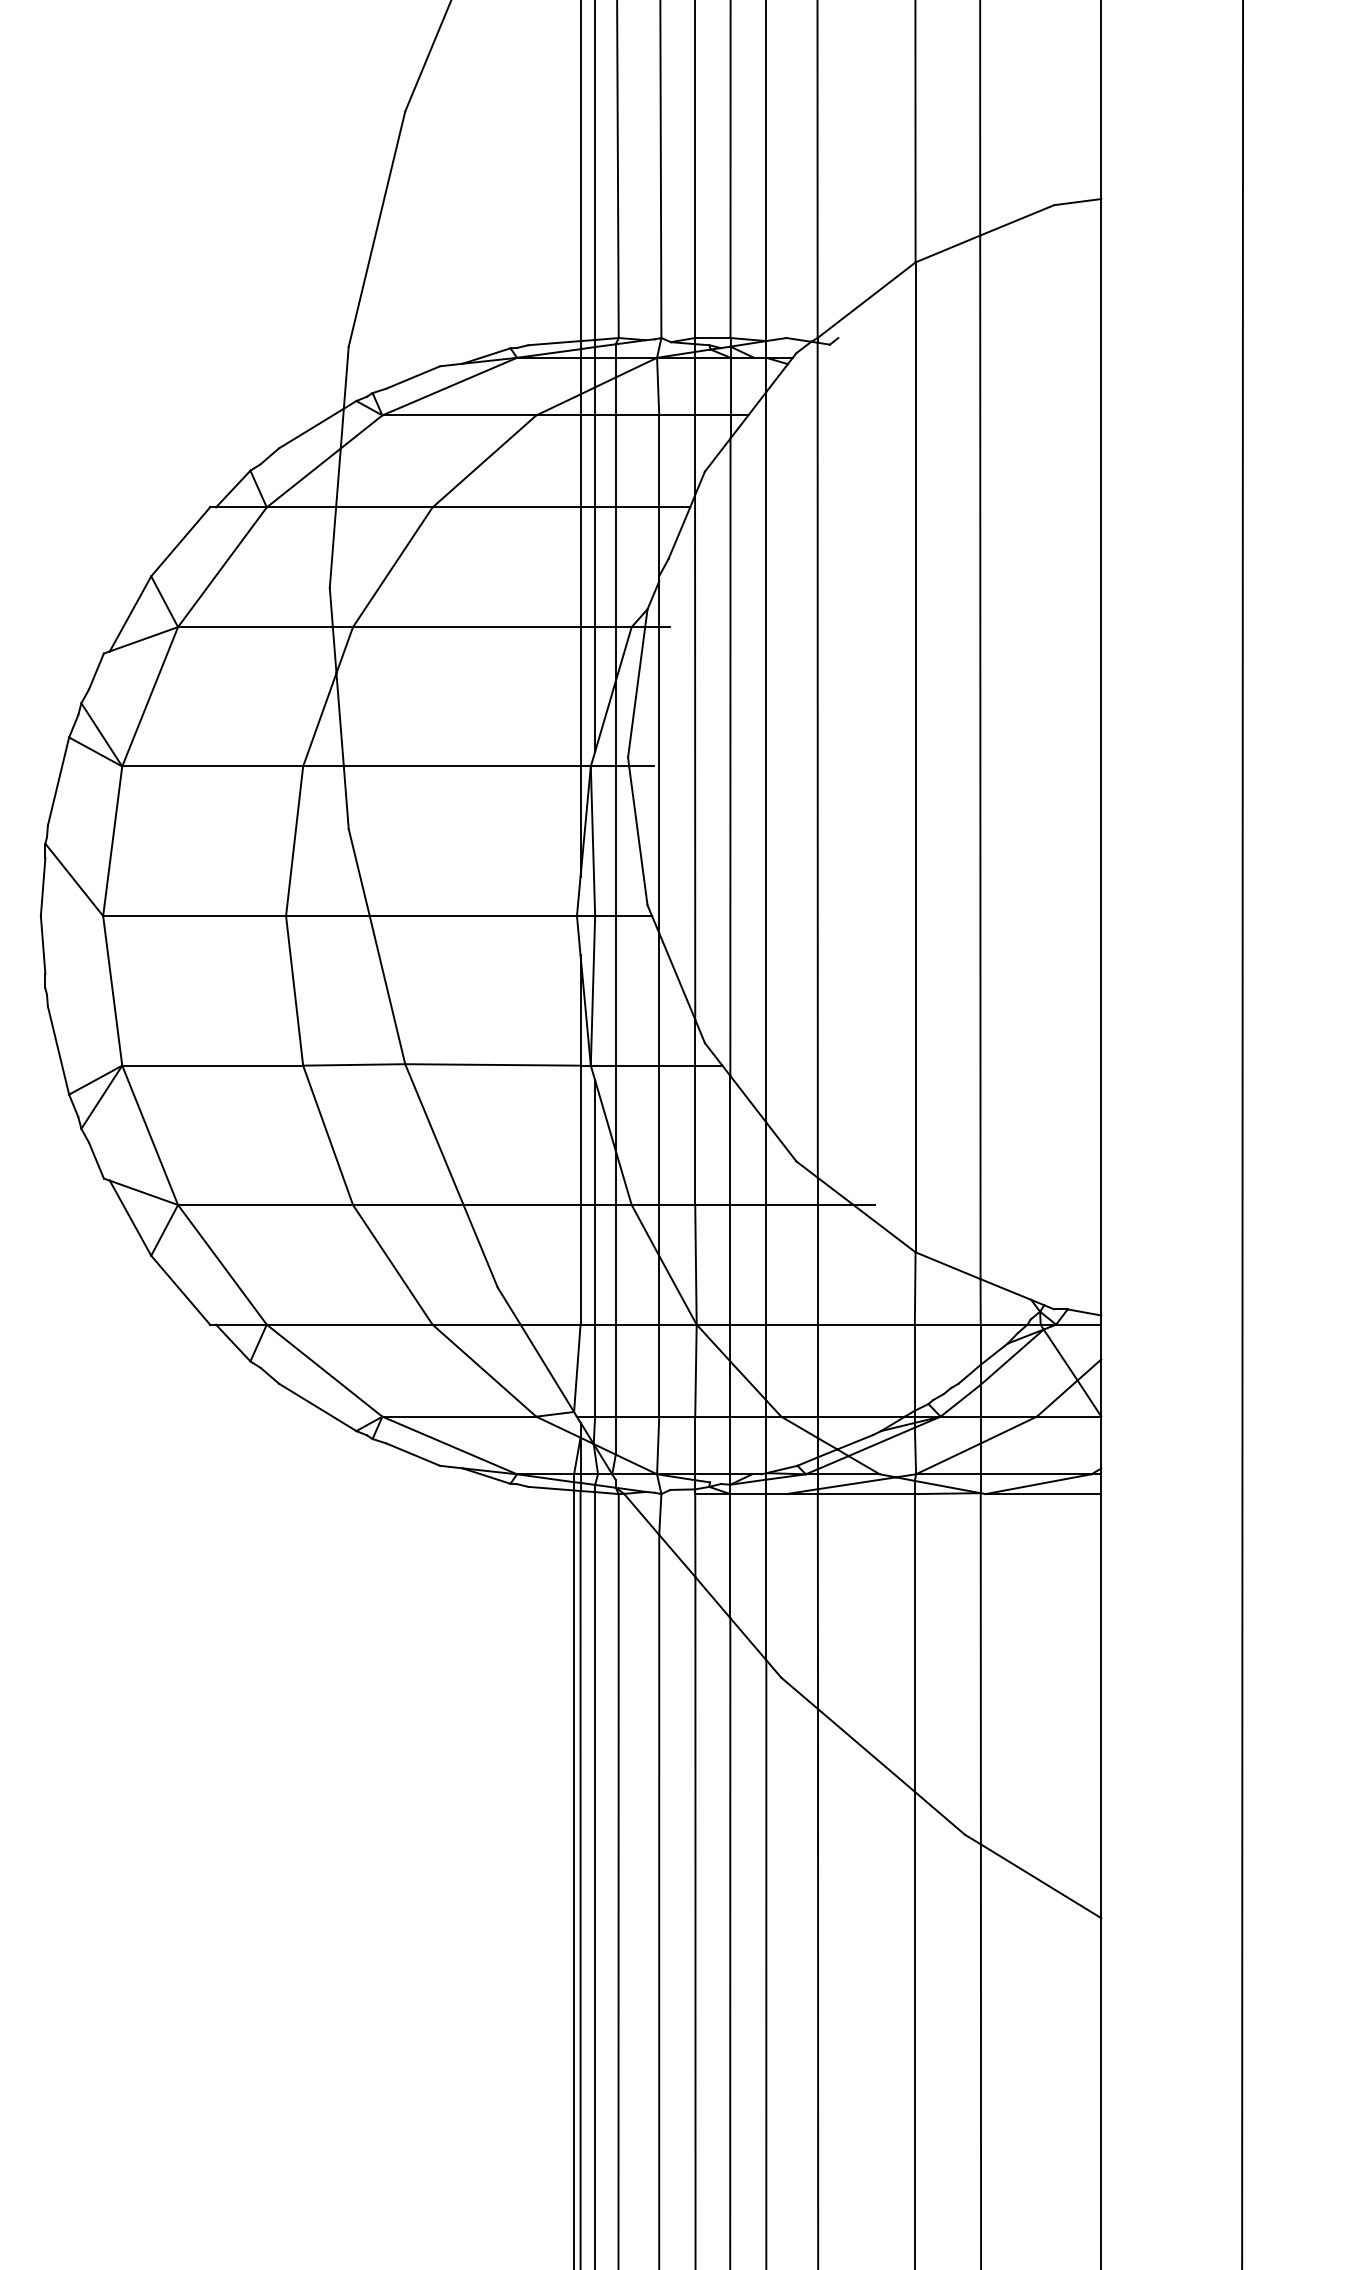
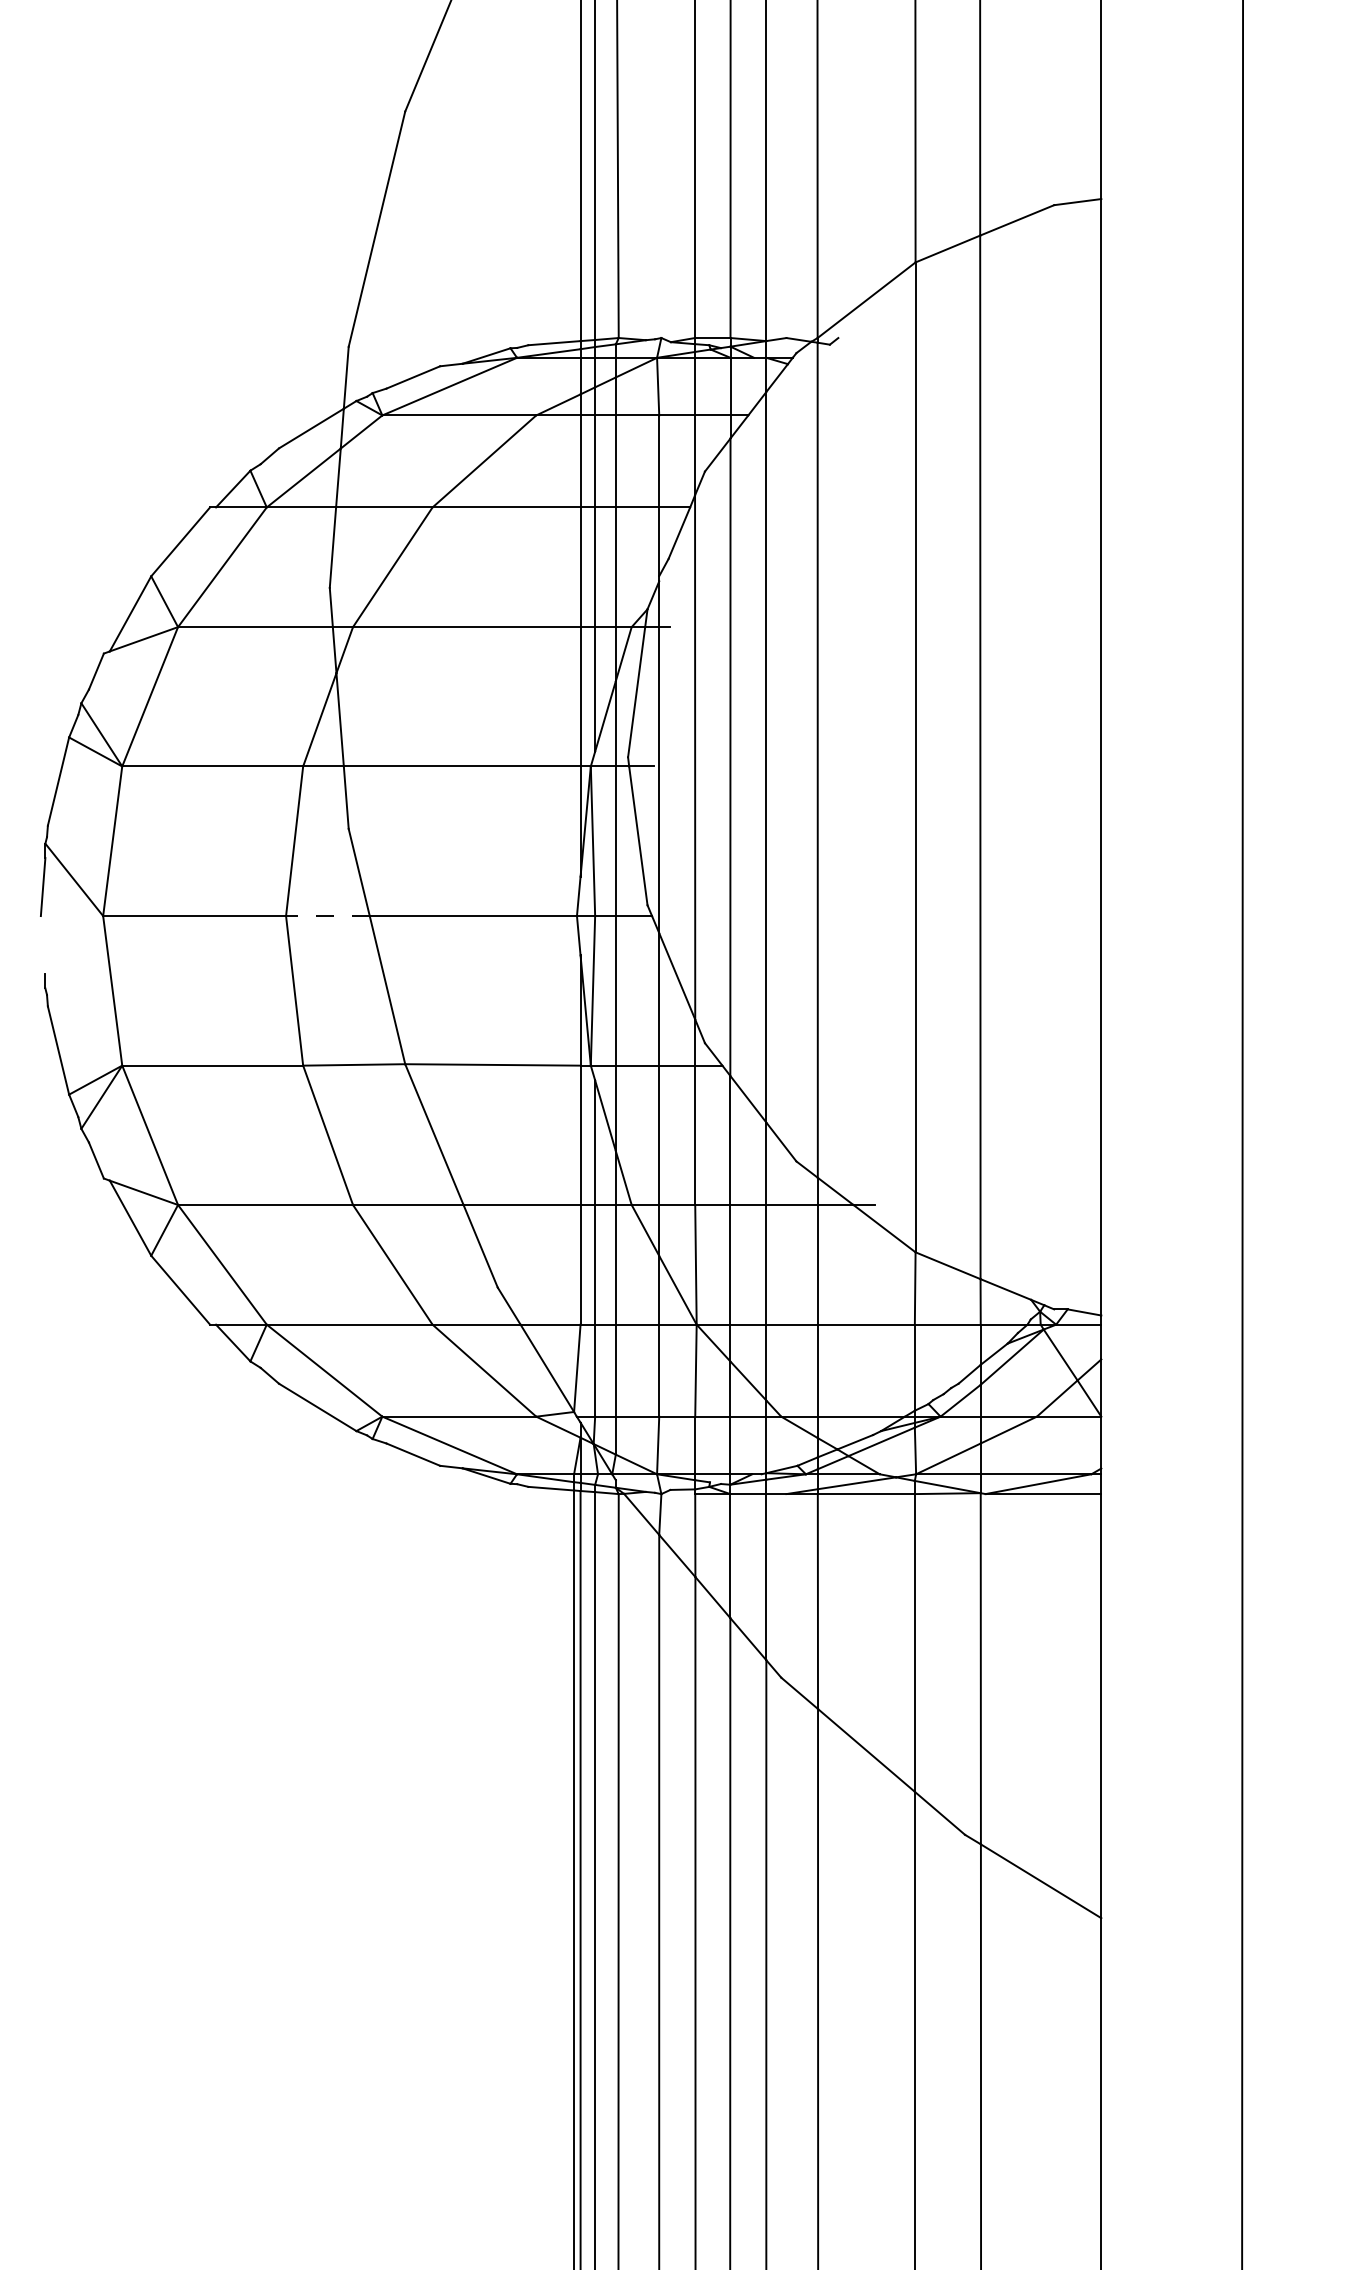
line: present -> none (660, 170)
line: solid -> dashed (327, 916)
line: present -> none (42, 945)
